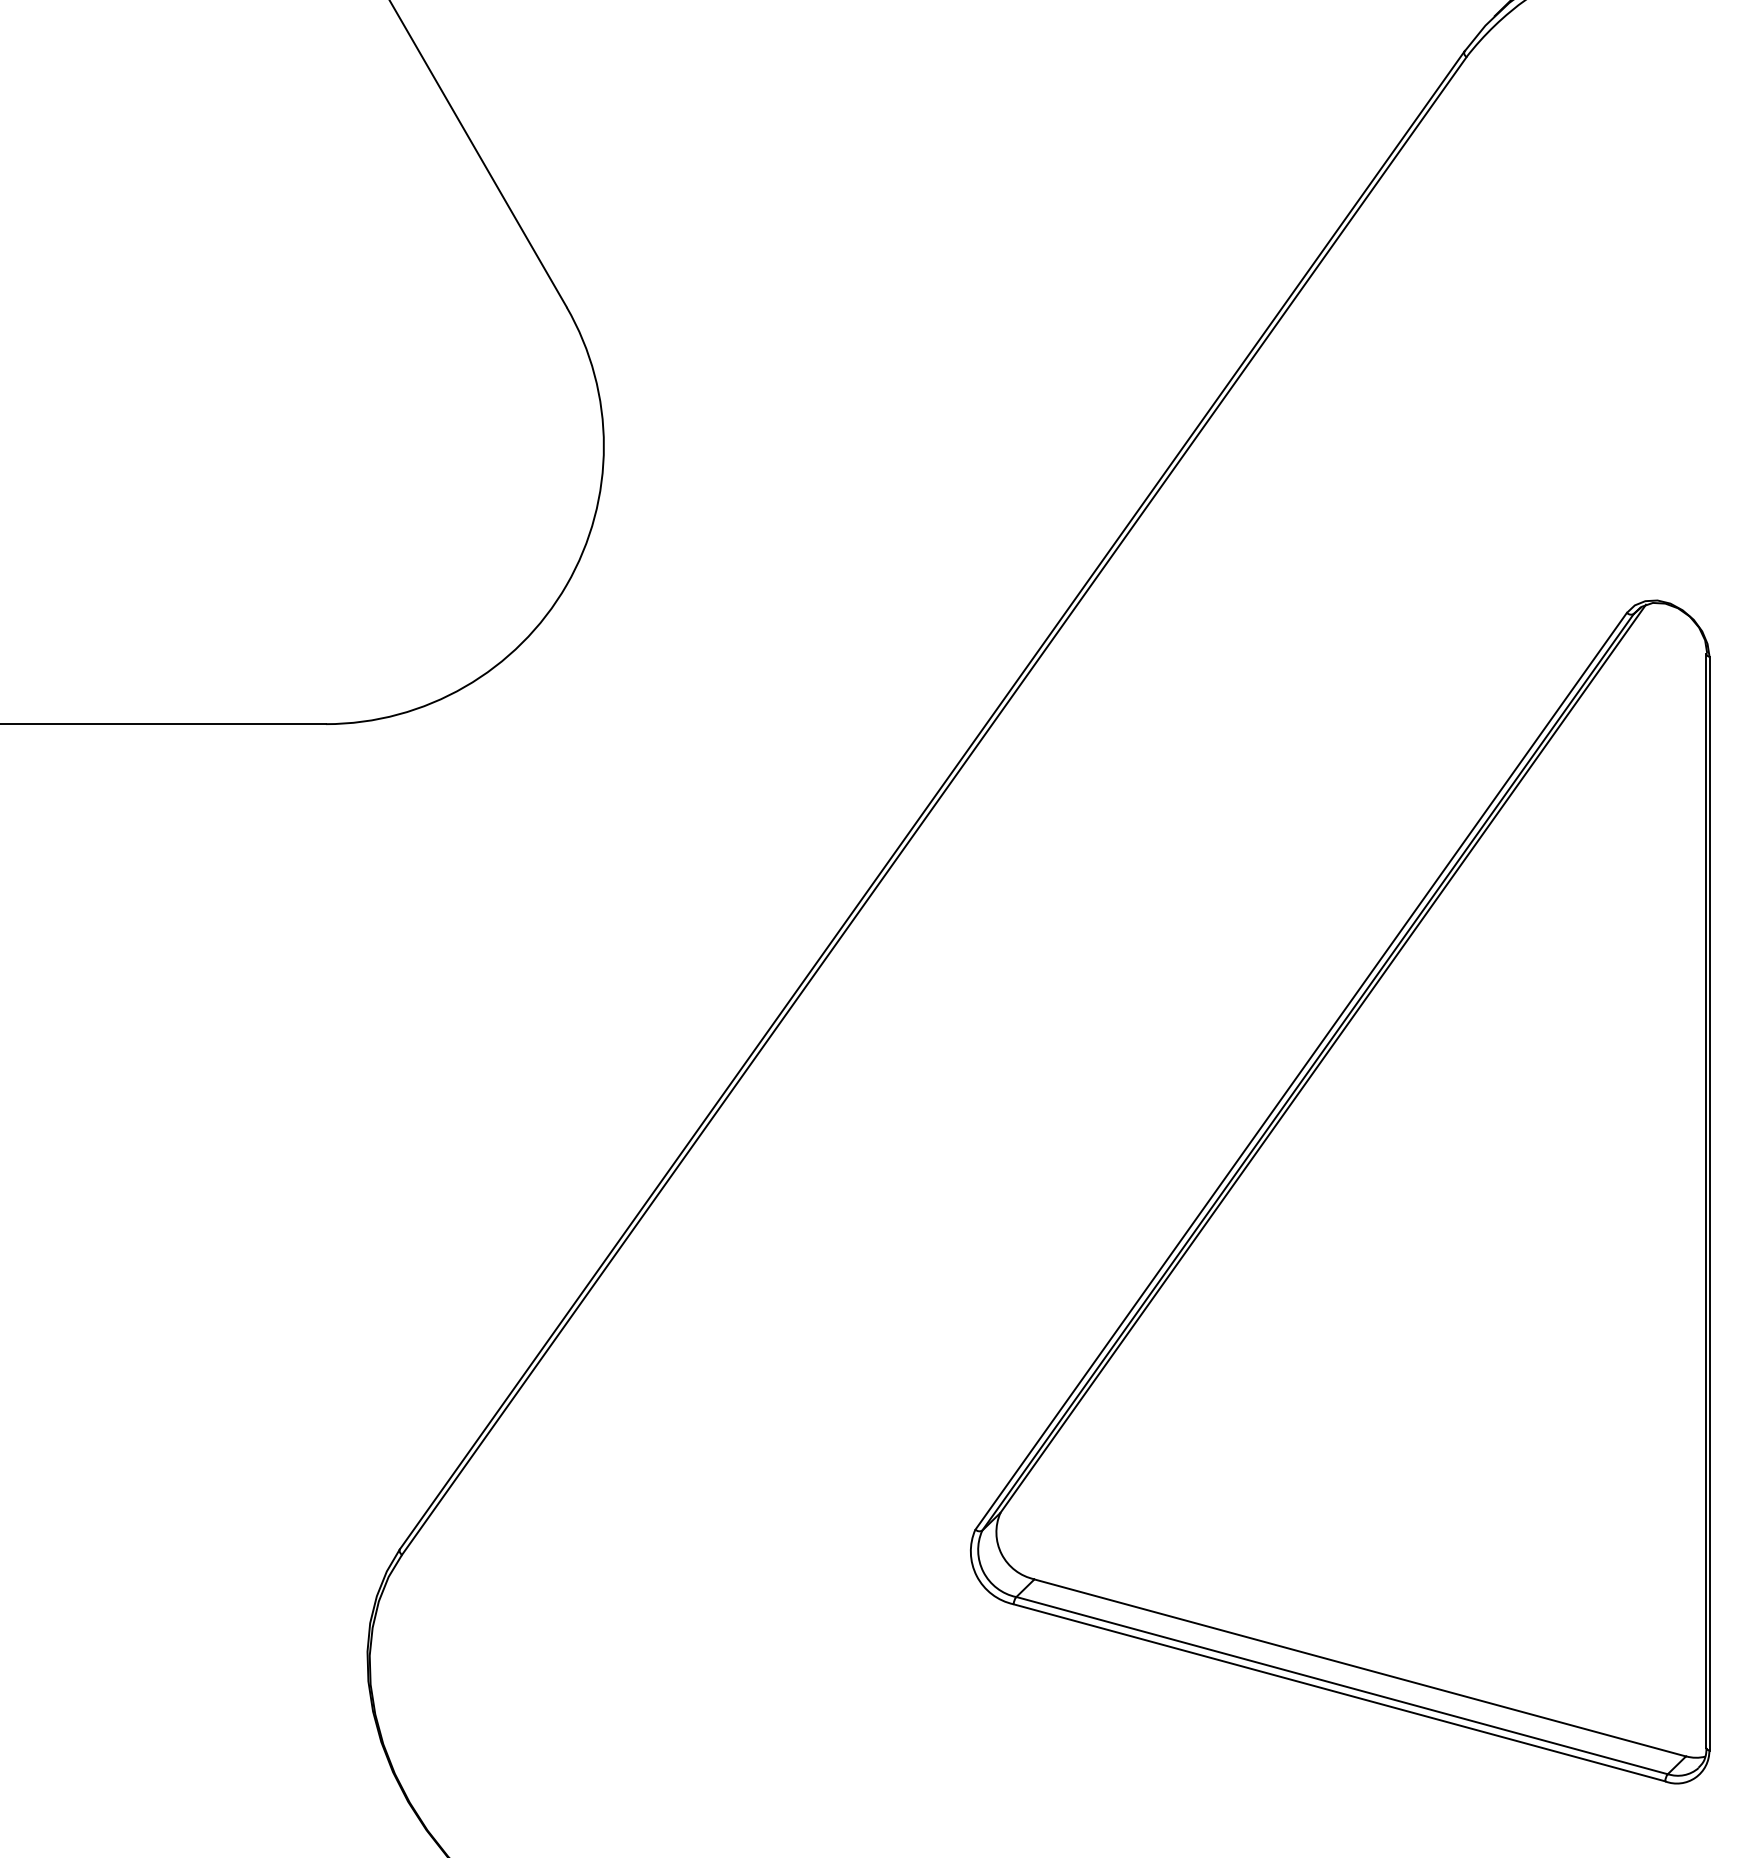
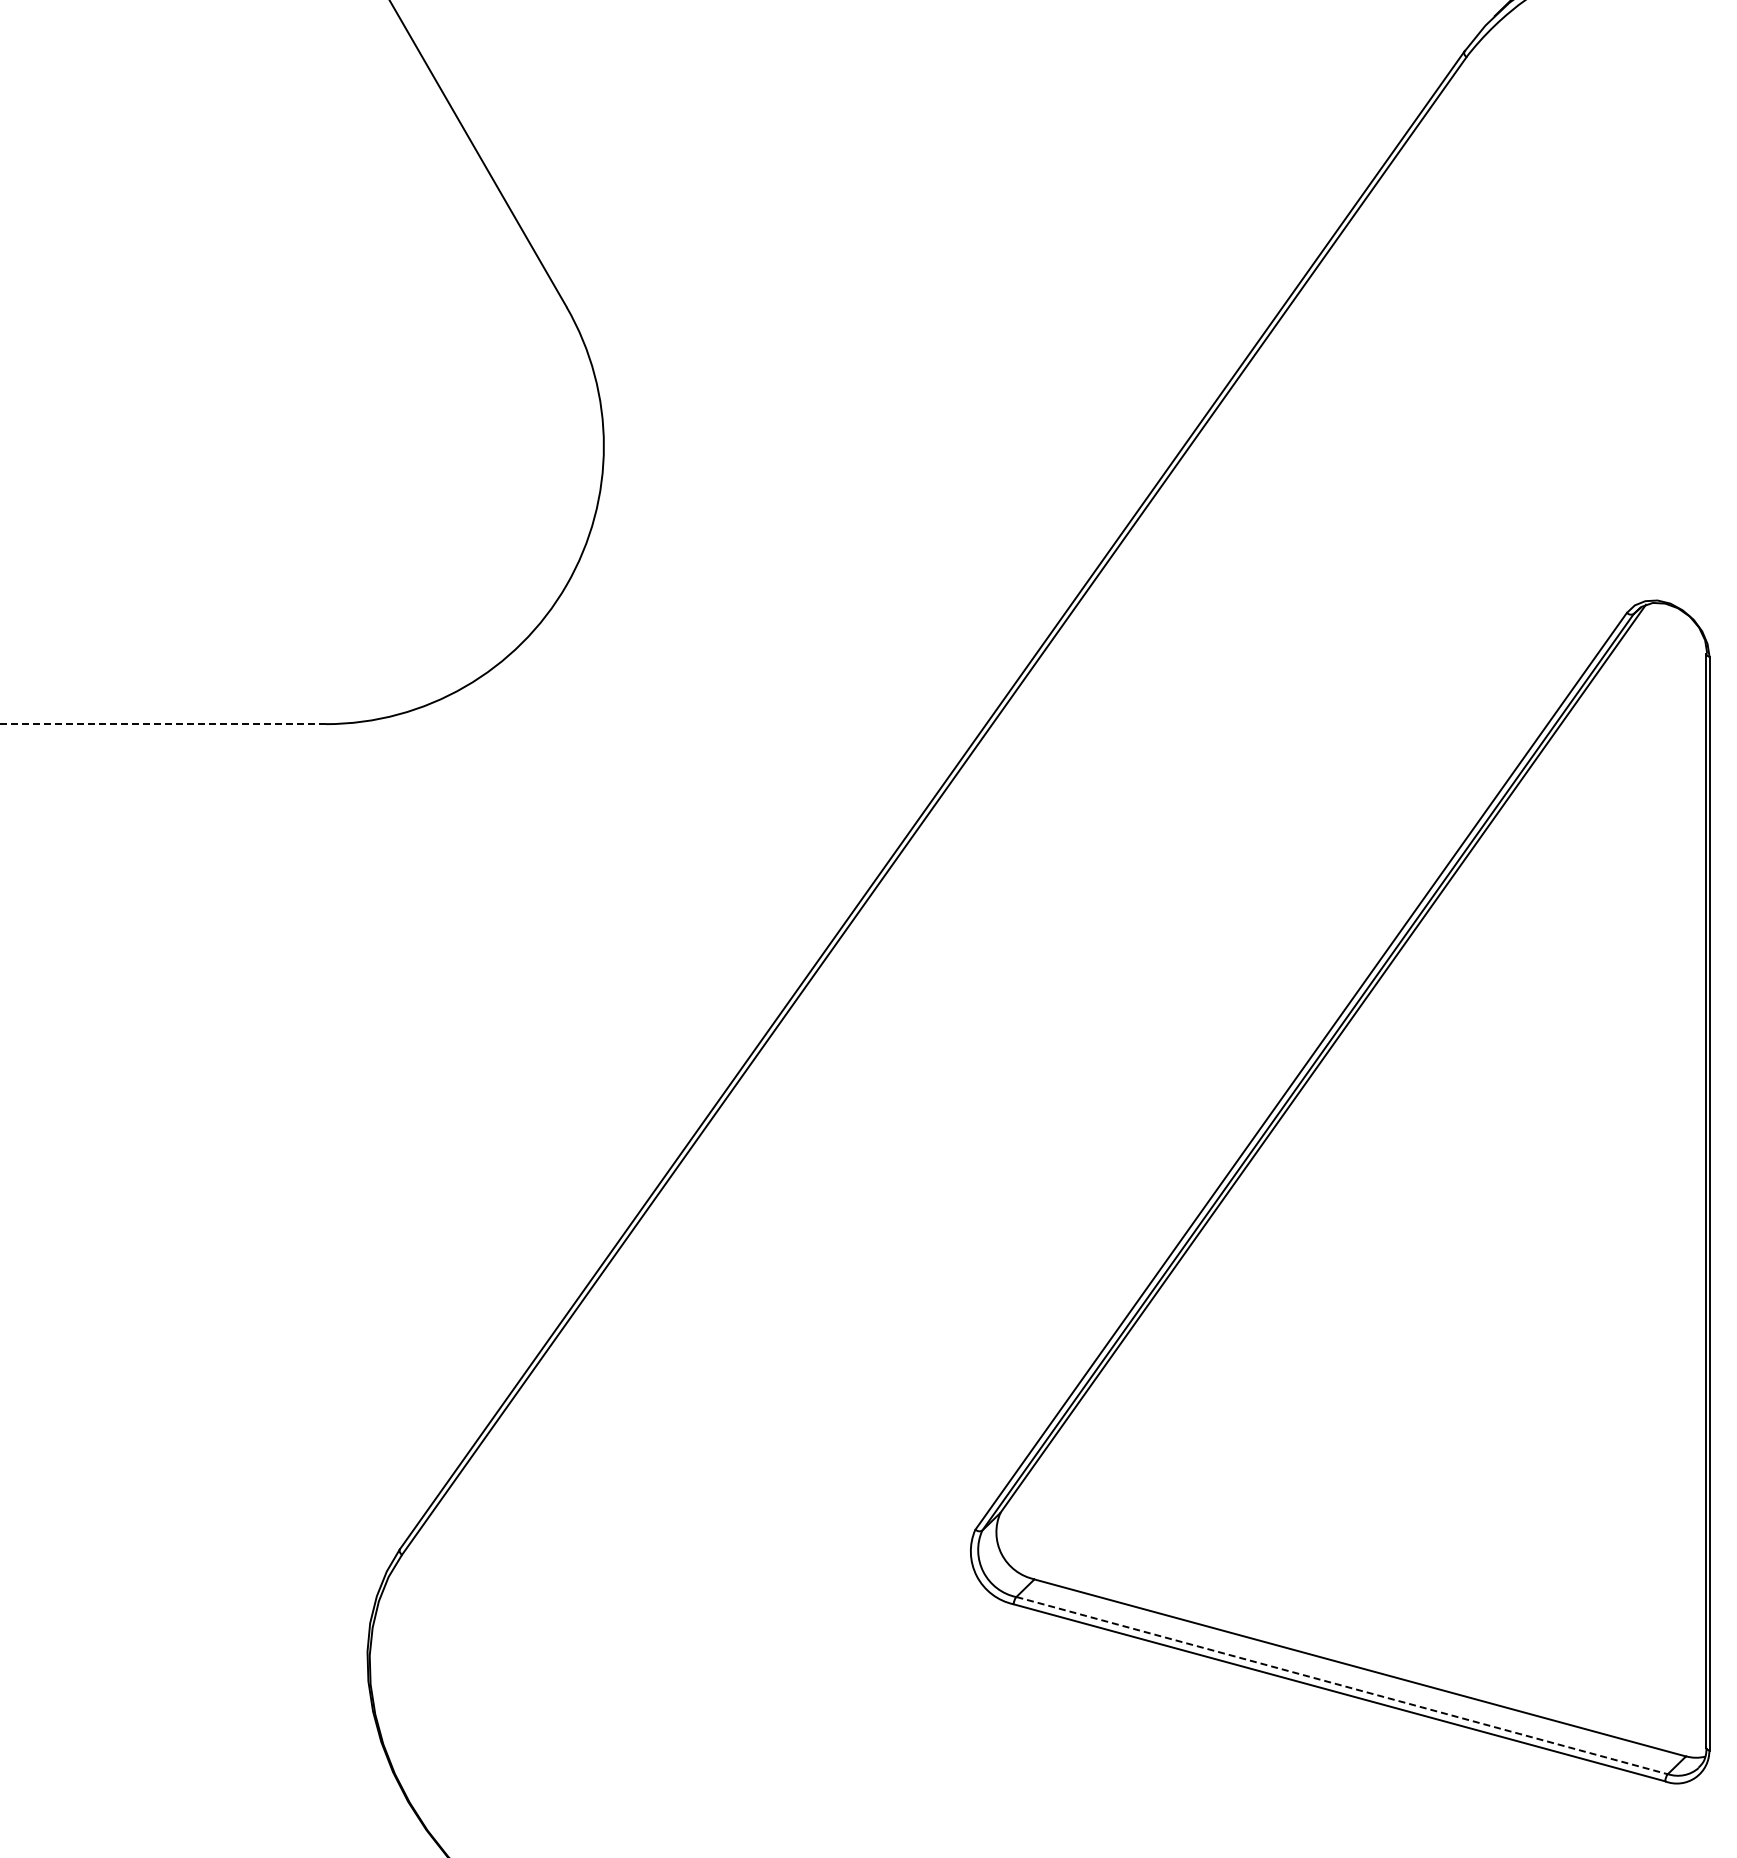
line: solid -> dashed (163, 724)
line: solid -> dashed (1342, 1685)
